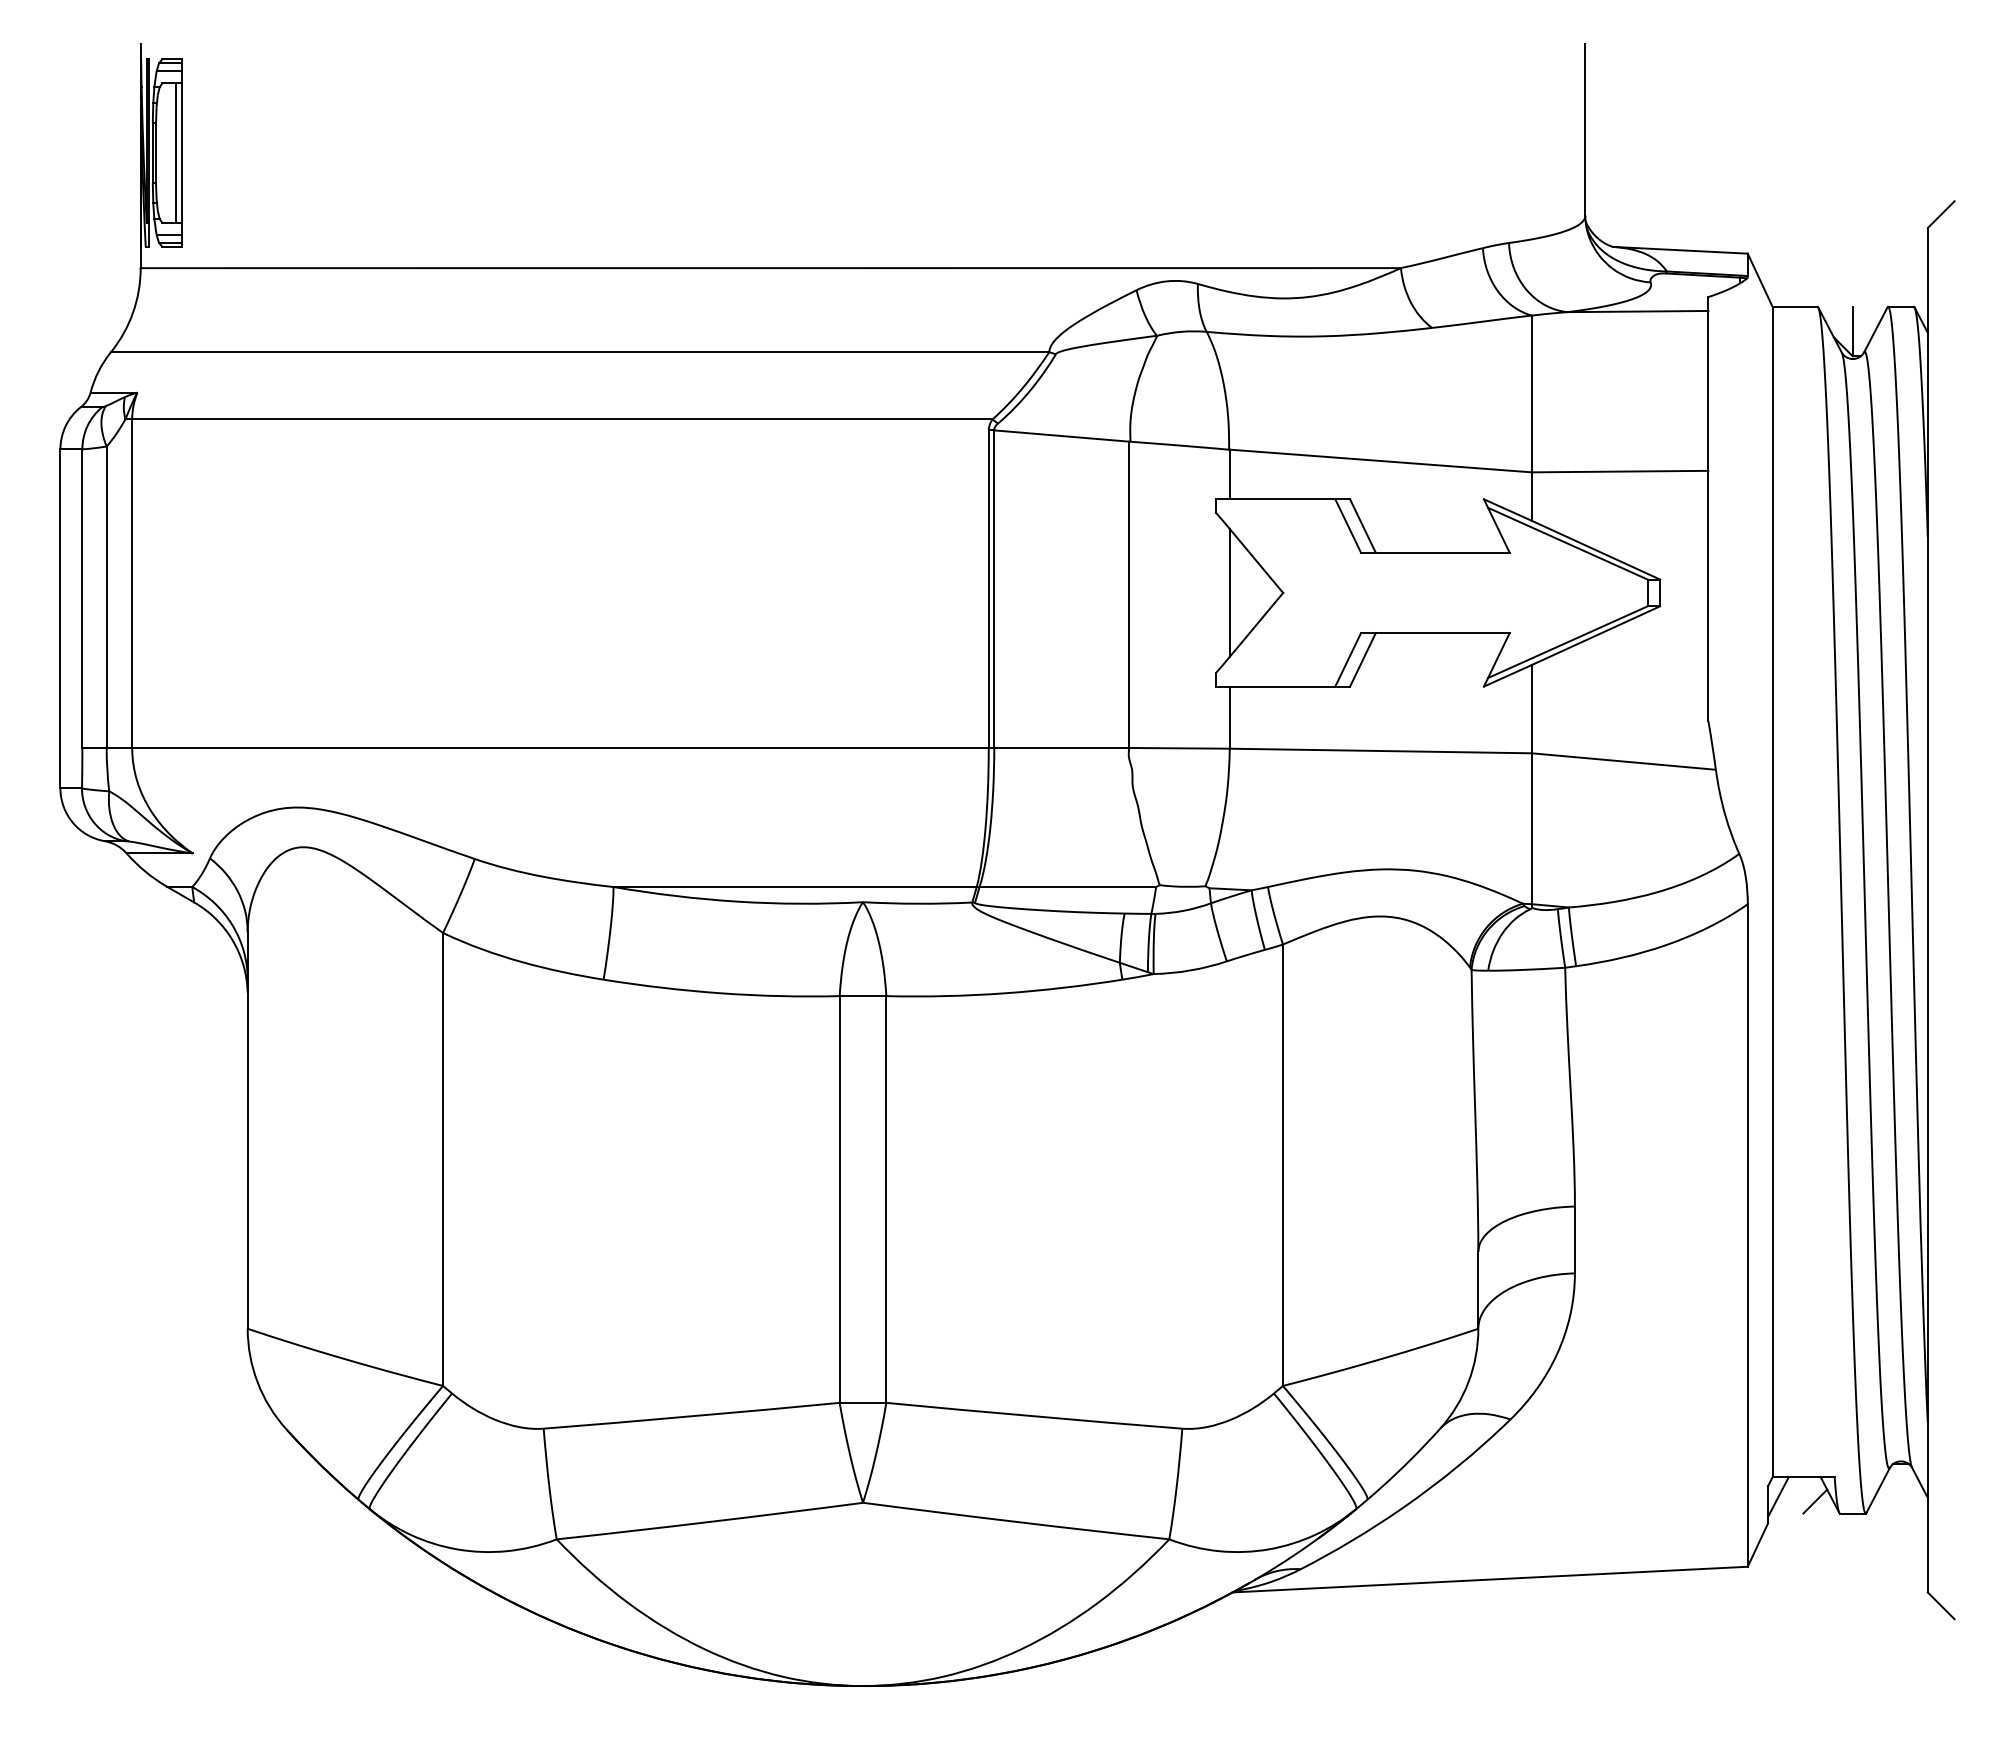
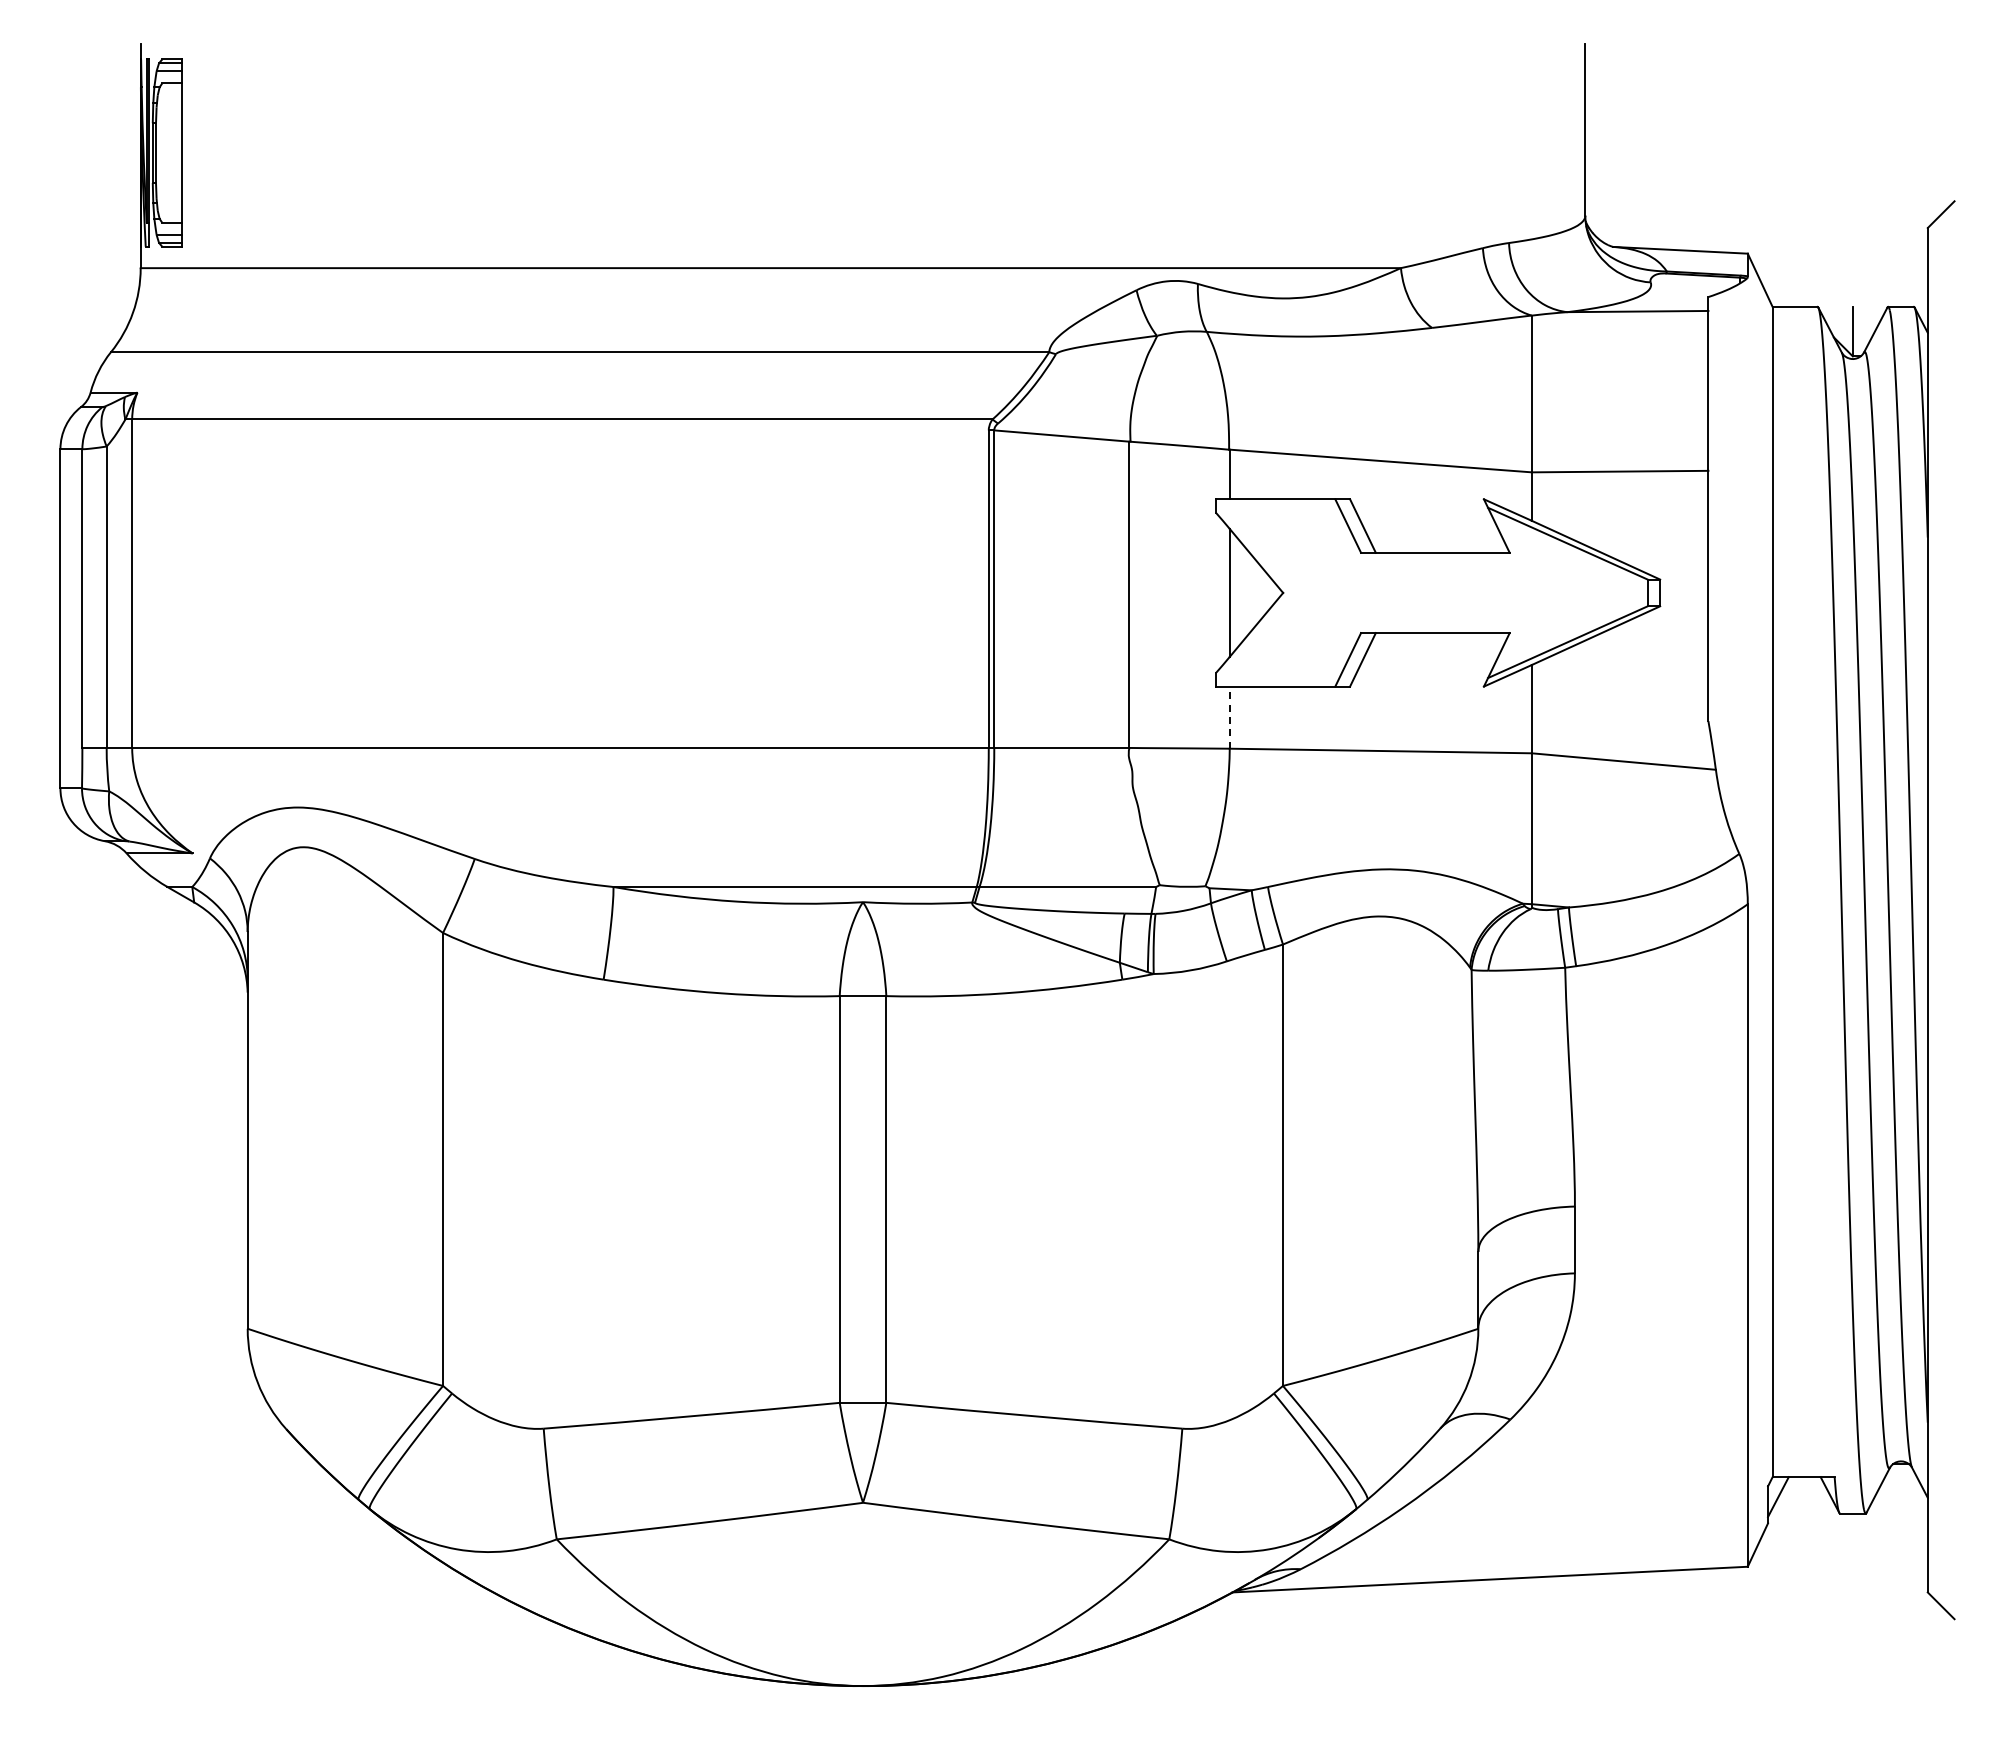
line: present -> none (176, 152)
line: solid -> dashed (1229, 717)
line: present -> none (1815, 1501)
